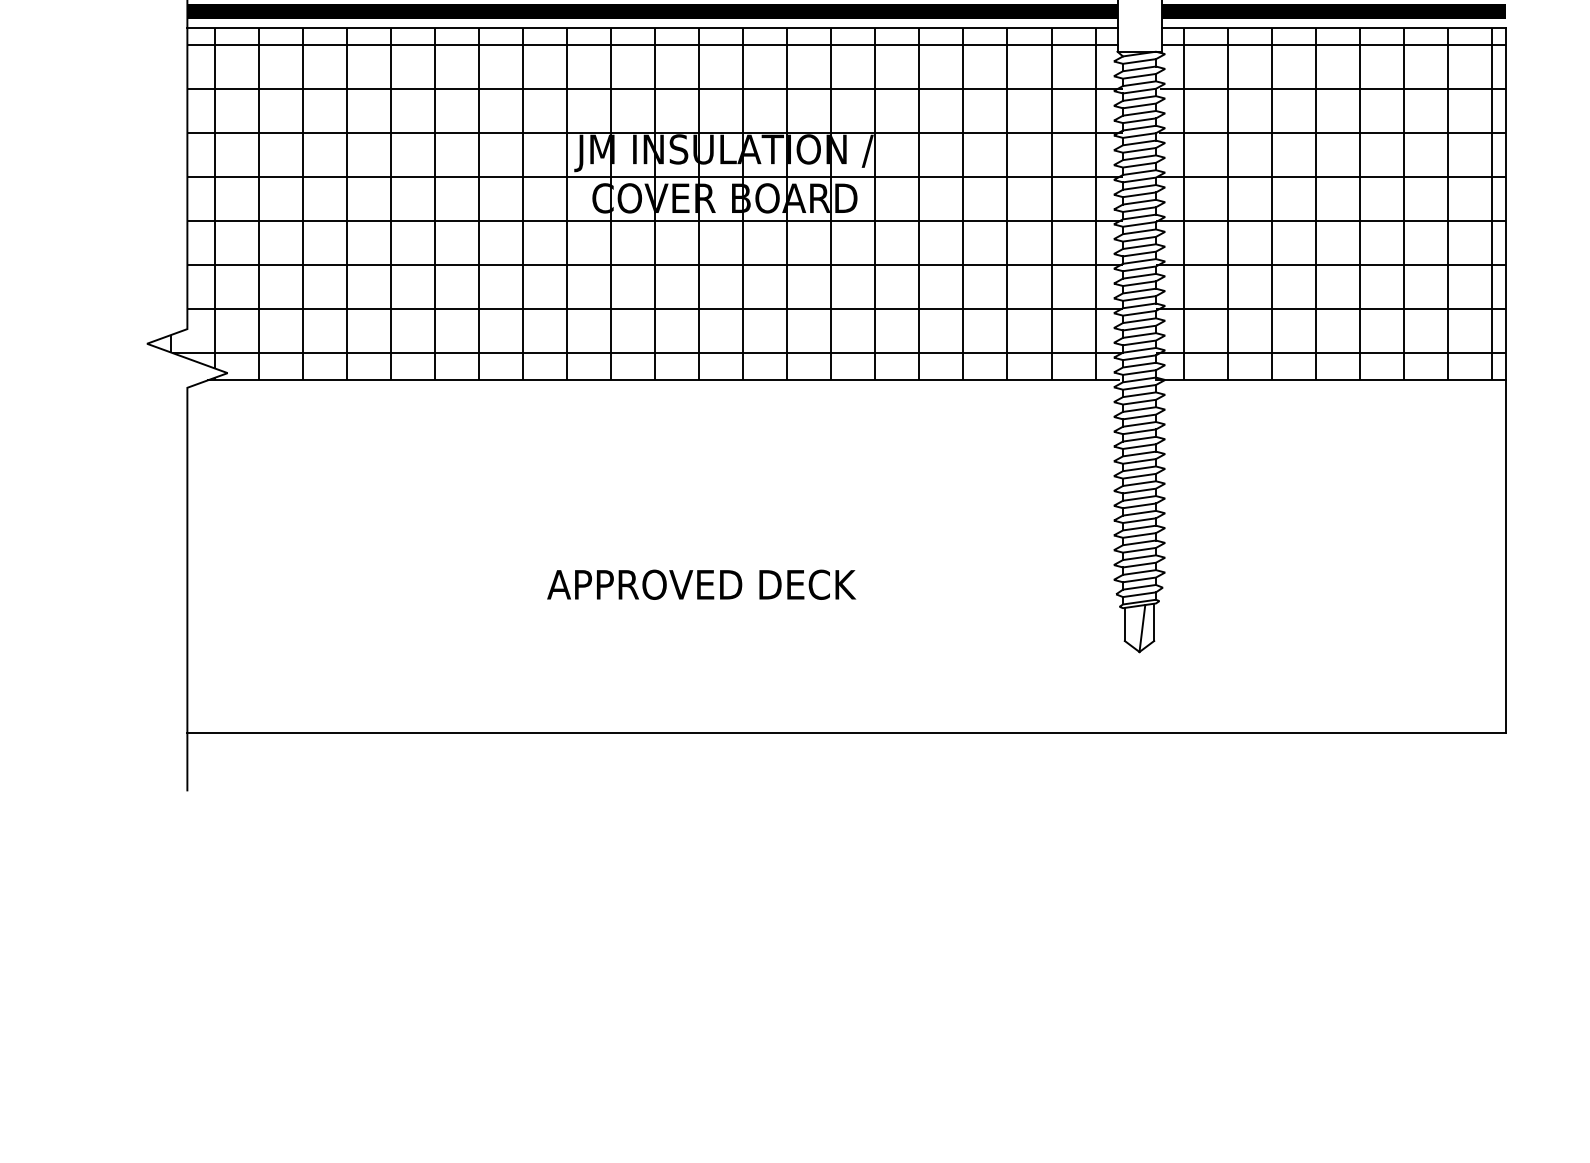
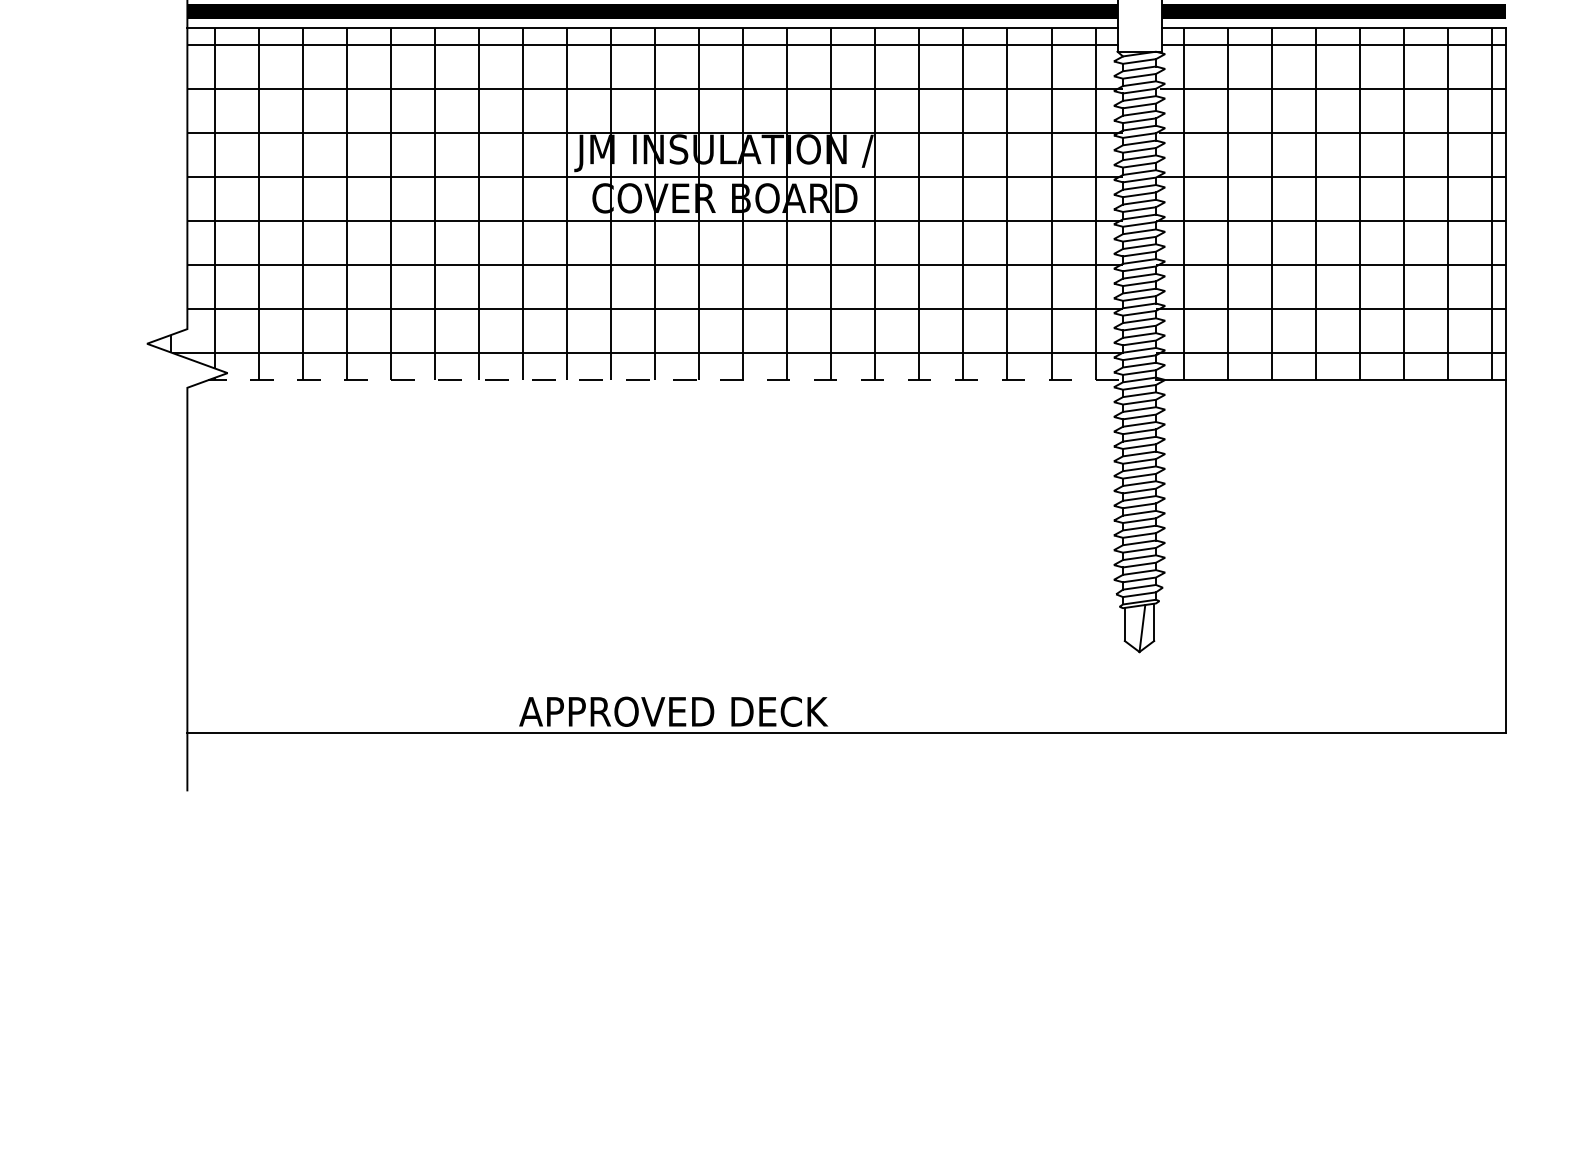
line: solid -> dashed (663, 380)
text position: (701, 584) -> (673, 711) (673, 711)
